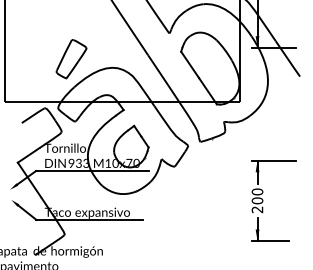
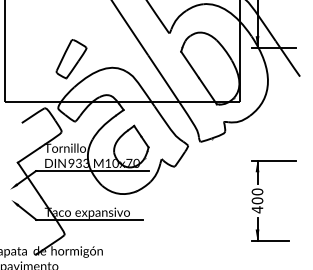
text: 200 -> 400 (257, 209)
